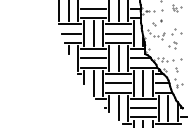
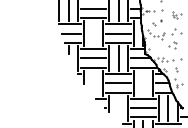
part position: (177, 8) -> (177, 15) (177, 15)
line: present -> none (93, 33)
line: present -> none (93, 82)
line: present -> none (143, 82)
line: present -> none (118, 107)
